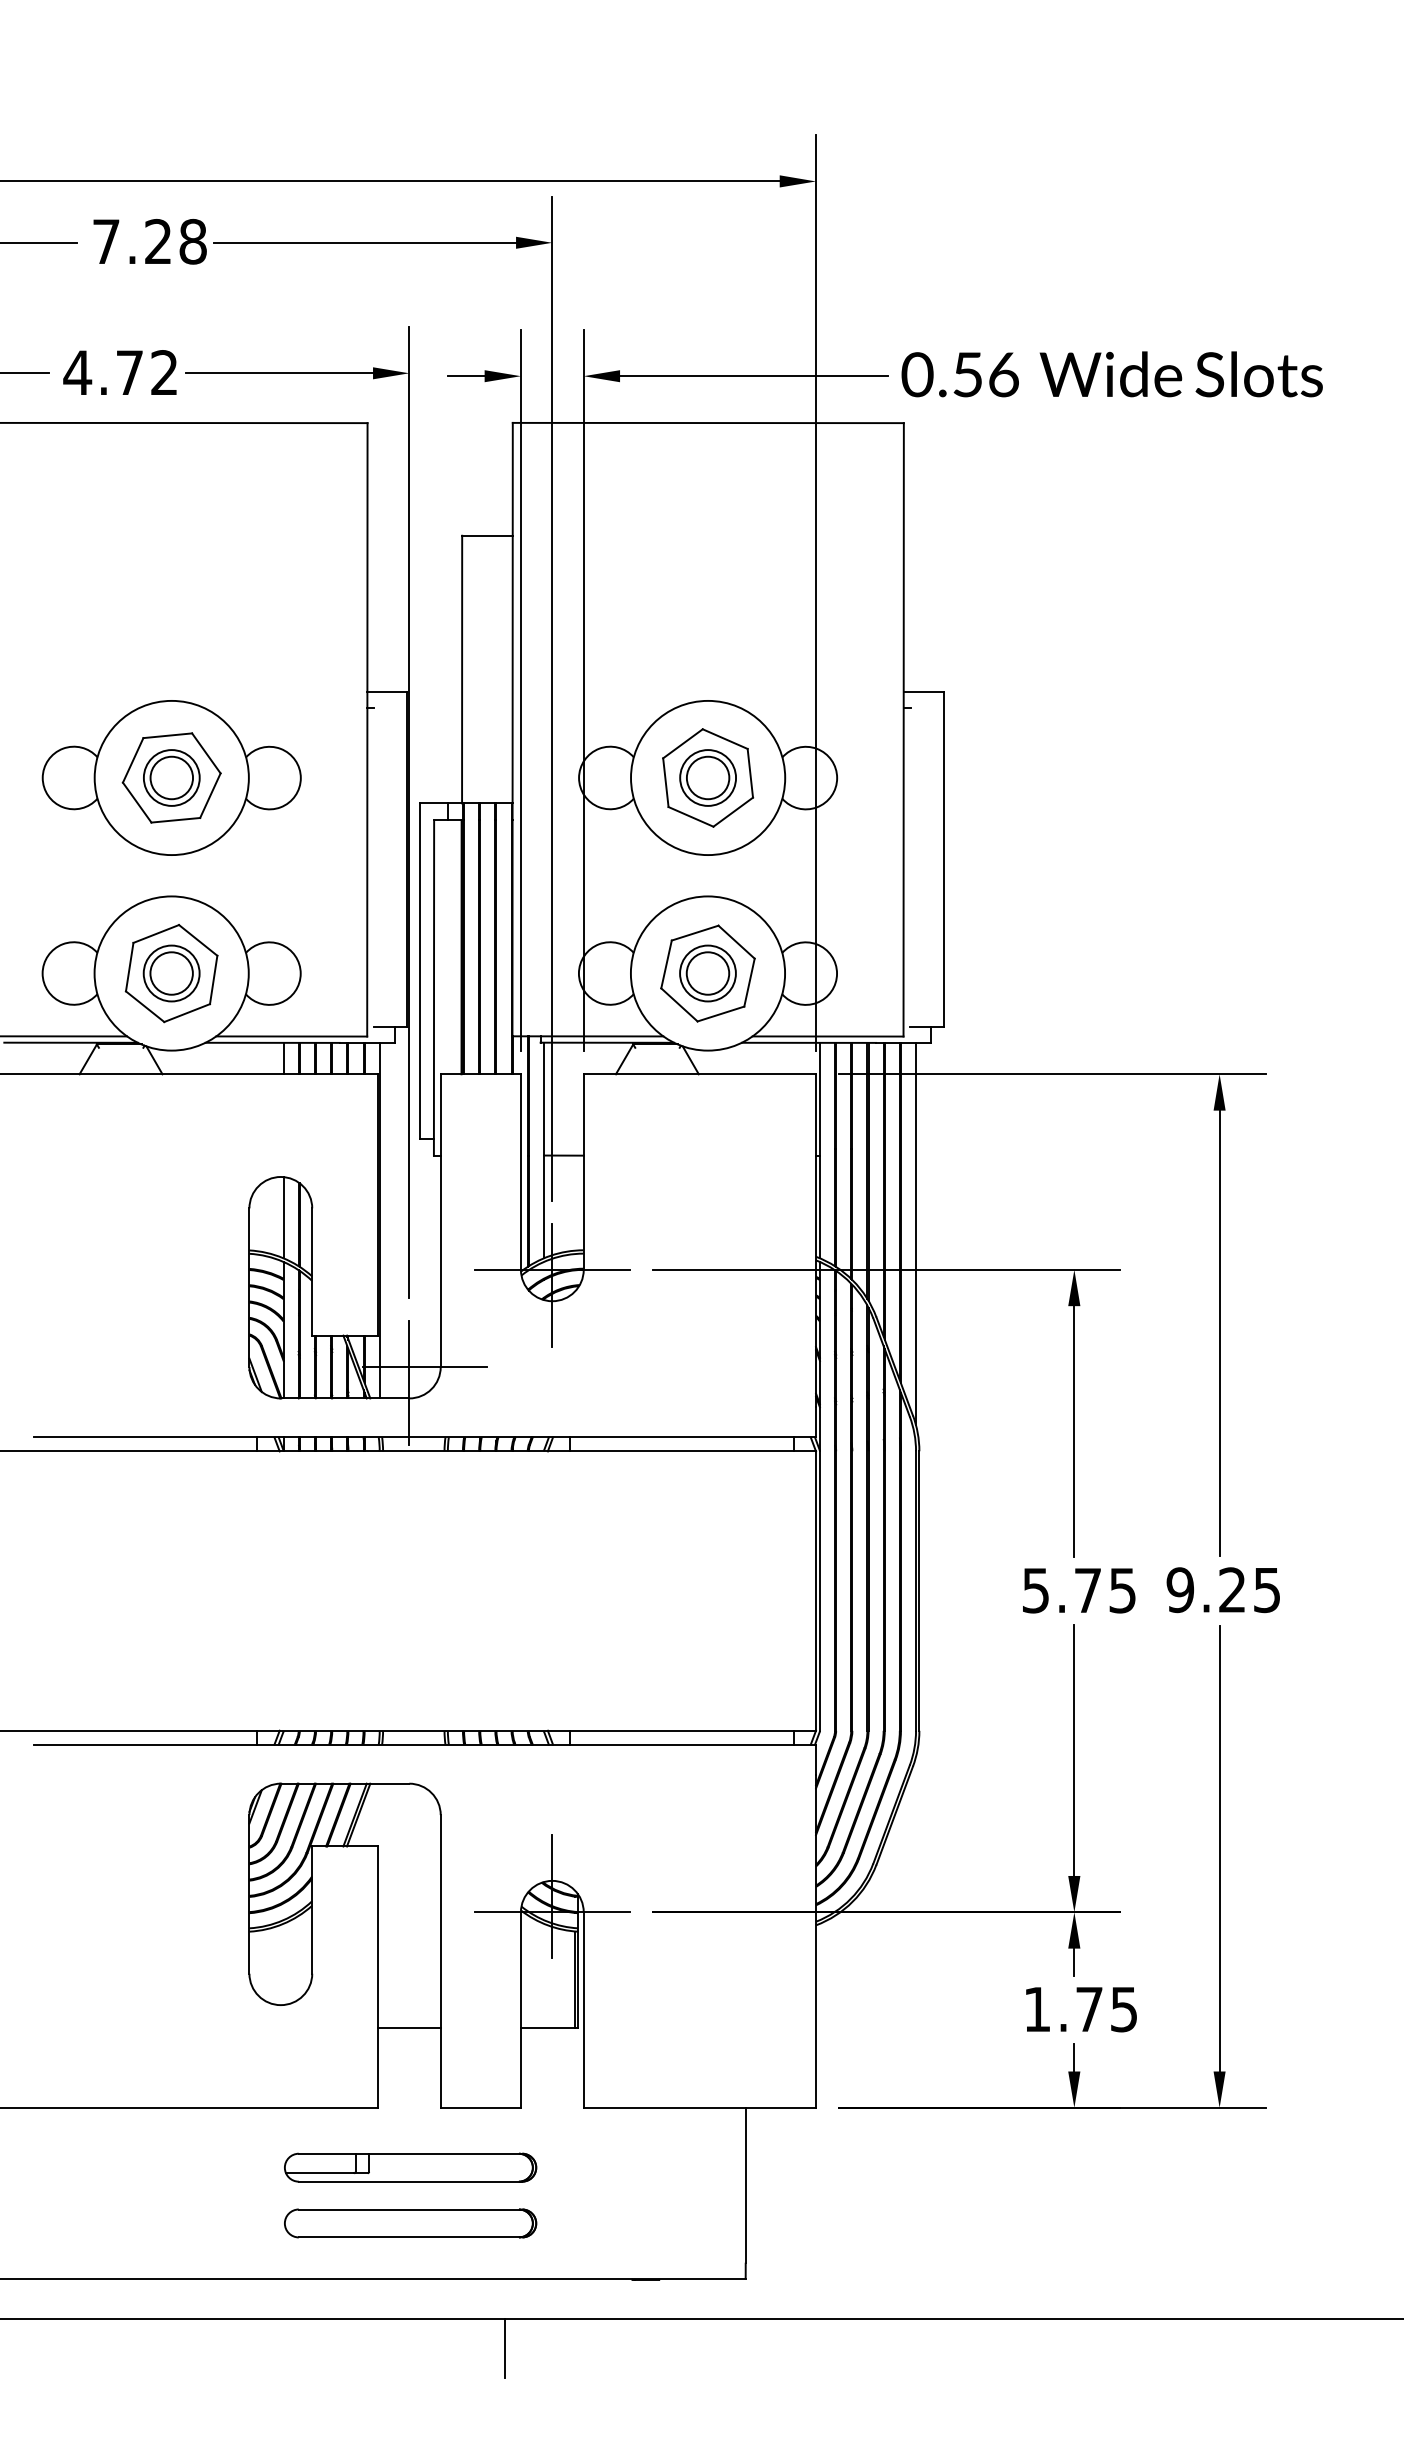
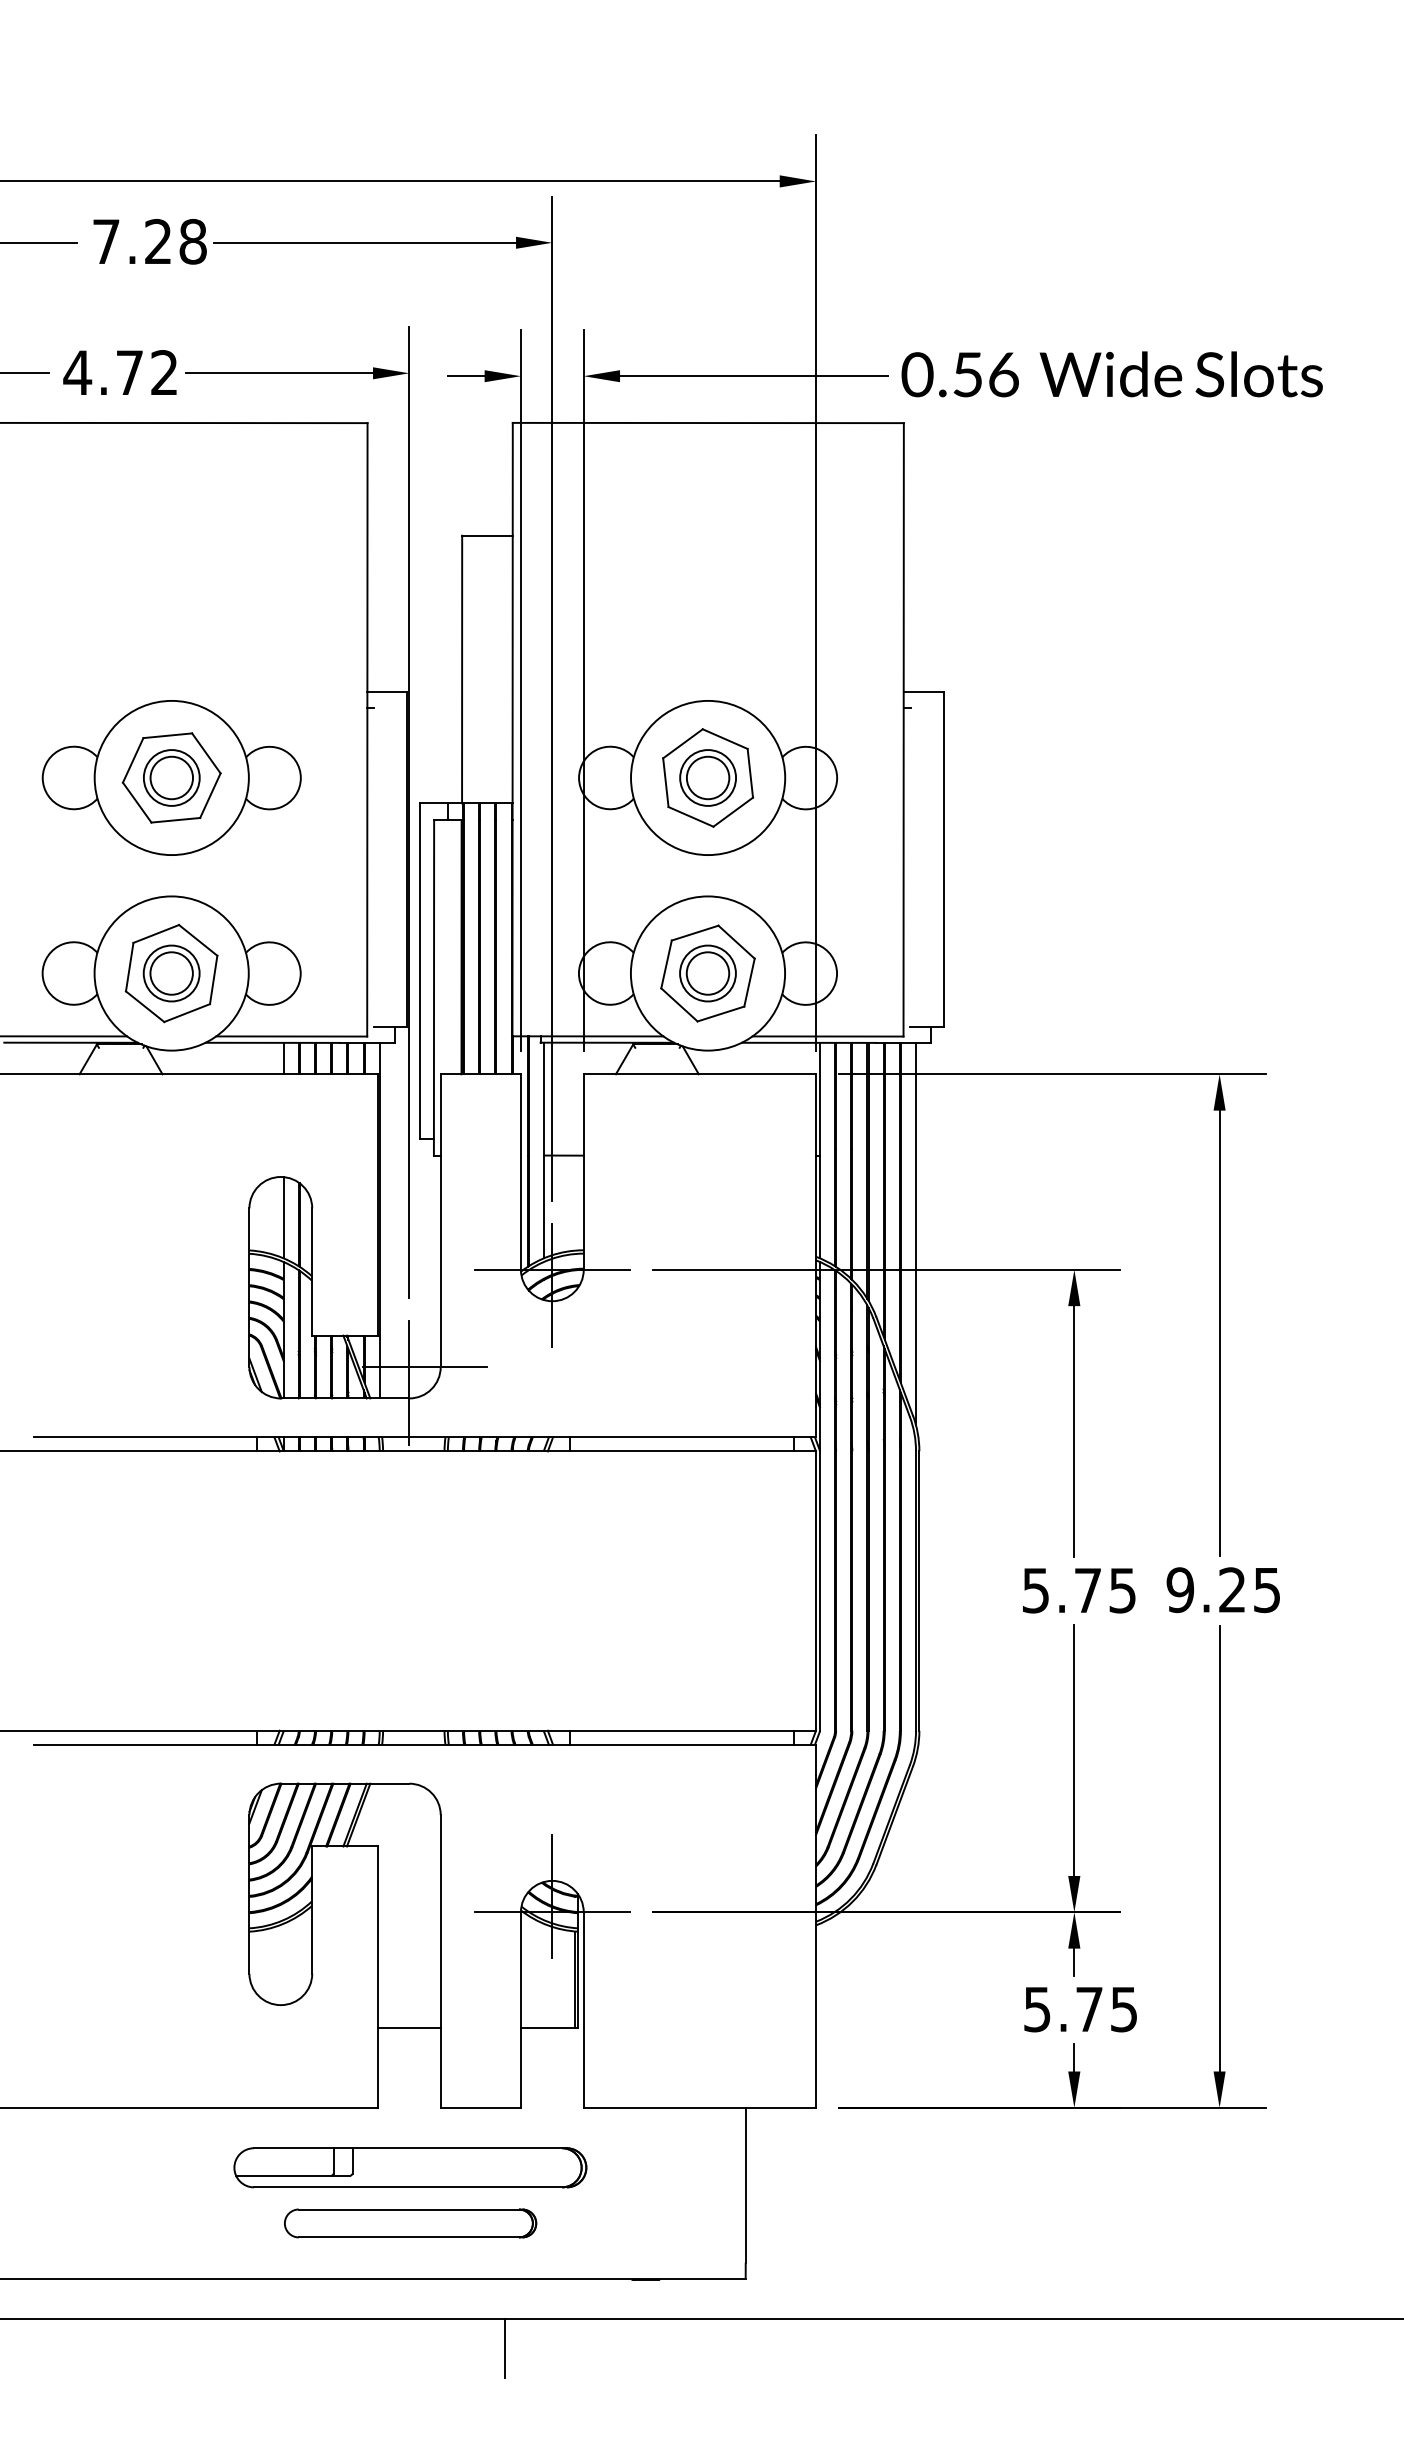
text: 1.75 -> 5.75 (1037, 2009)
part size: 254x31 px -> 355x42 px (410, 2167)
